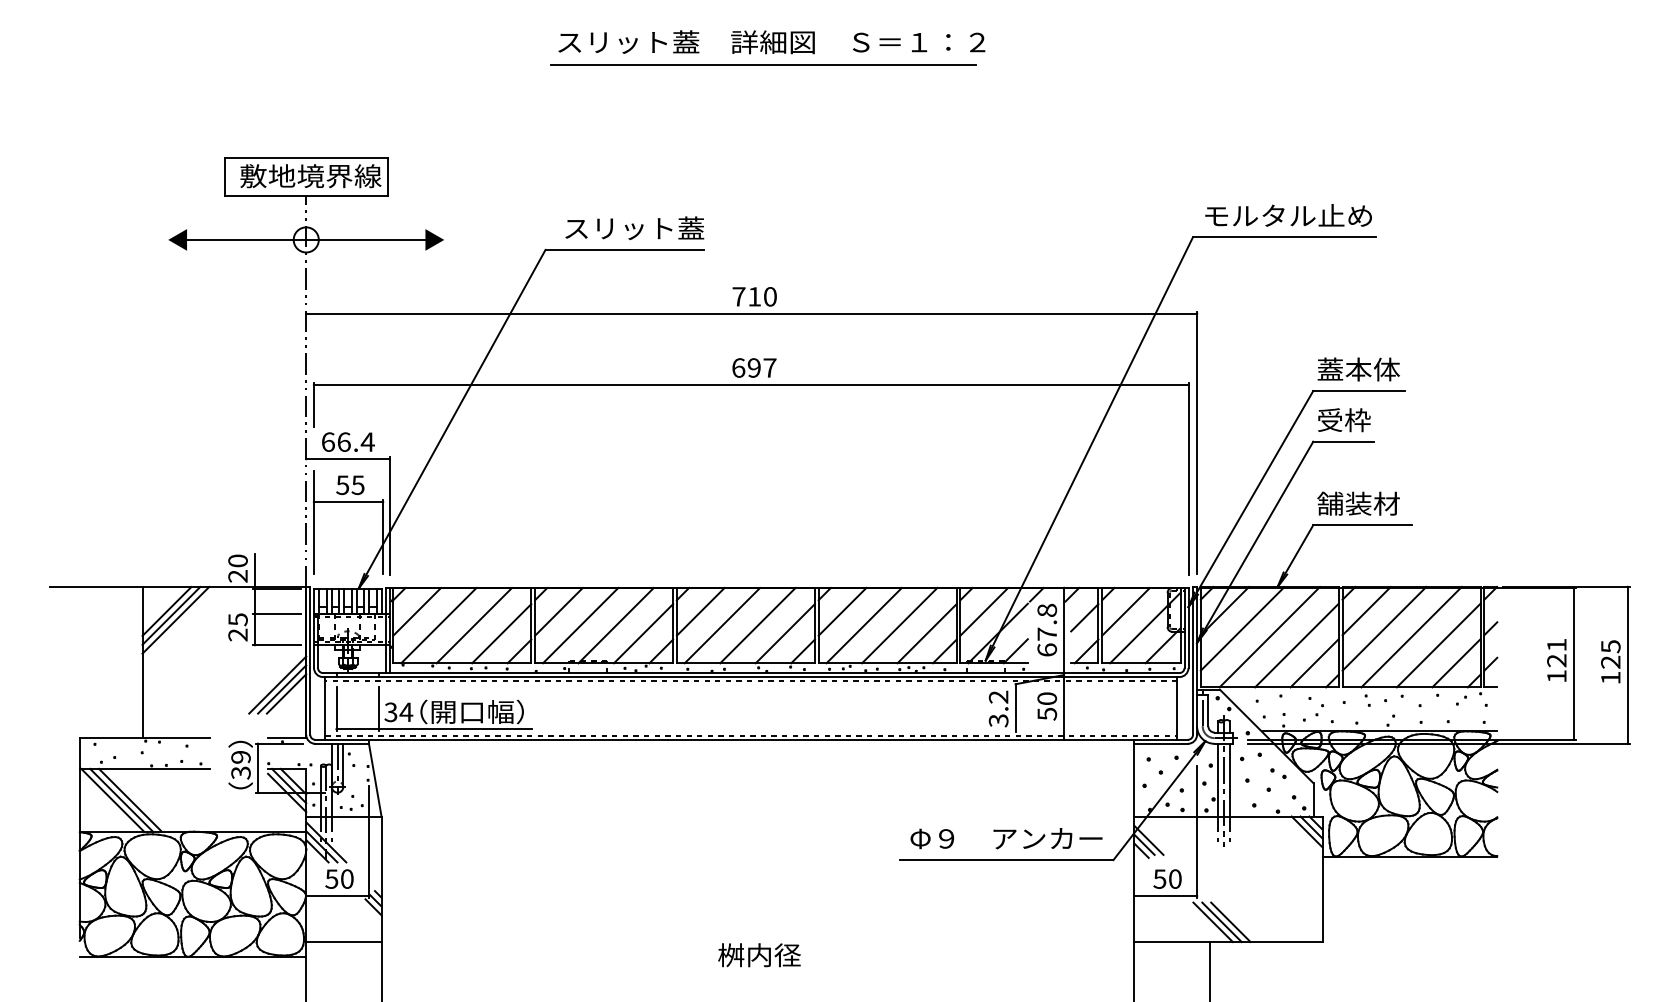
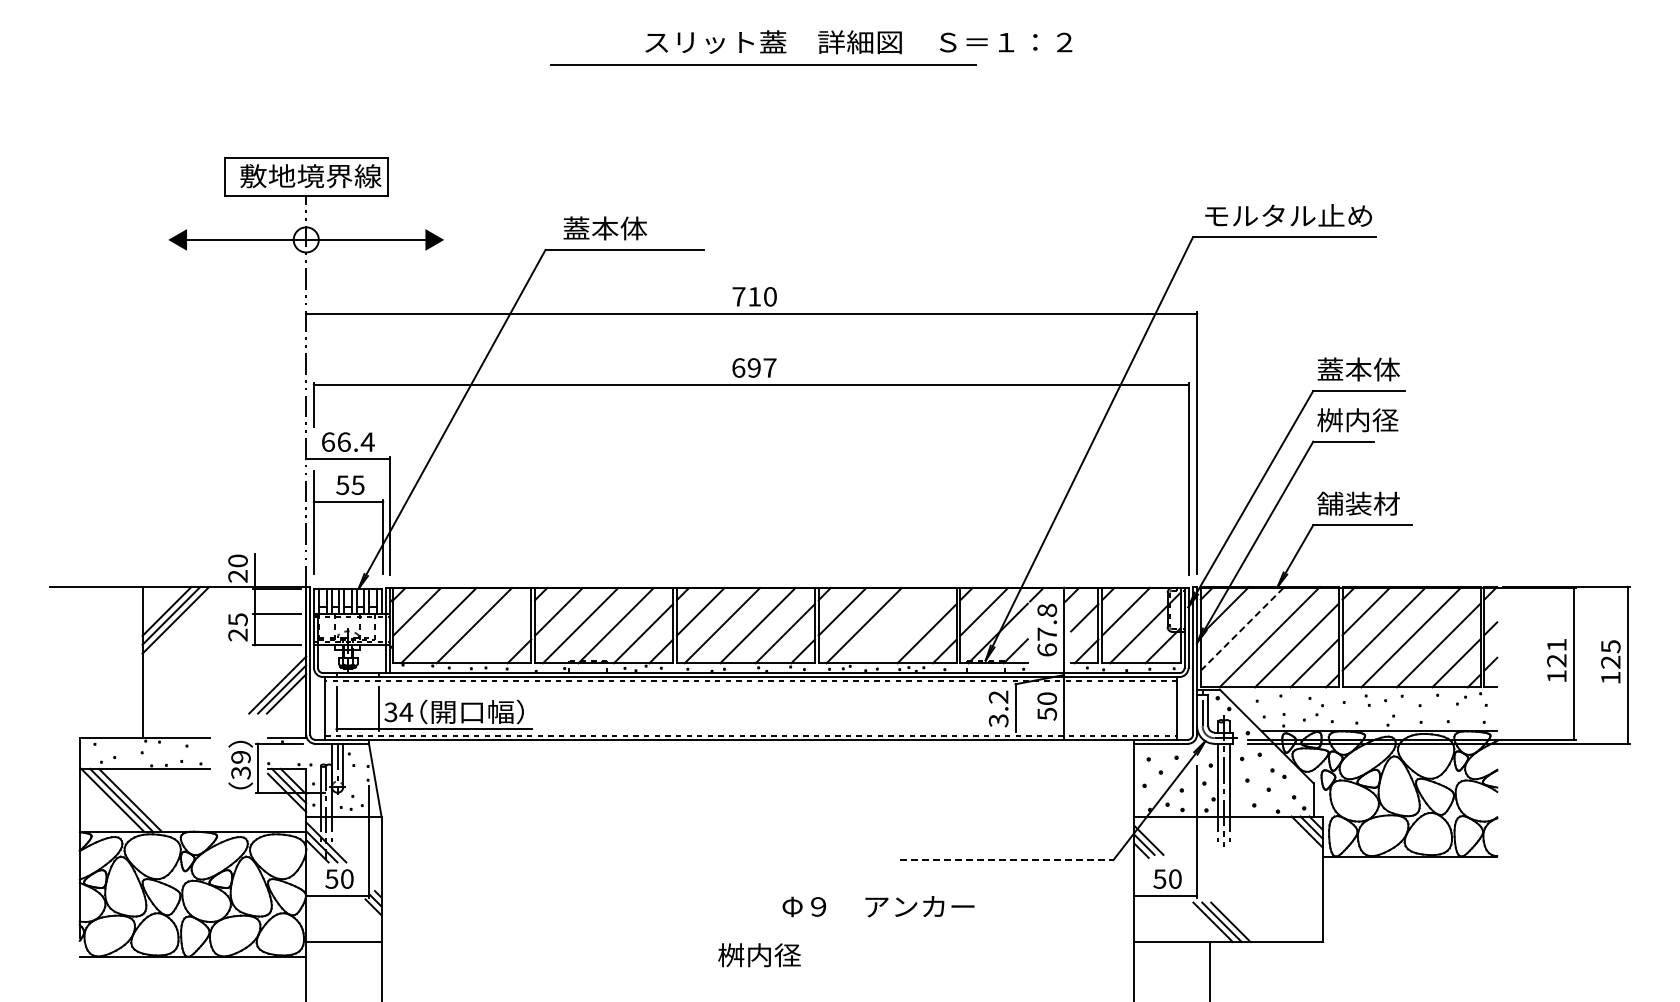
text position: (771, 42) -> (858, 42) (858, 42)
text: スリット蓋 -> 蓋本体 (633, 228)
text: 受枠 -> 桝内径 (1357, 420)
line: present -> none (899, 625)
line: solid -> dashed (1243, 628)
line: present -> none (501, 633)
text position: (1006, 838) -> (878, 906) (878, 906)
line: solid -> dashed (1006, 860)
